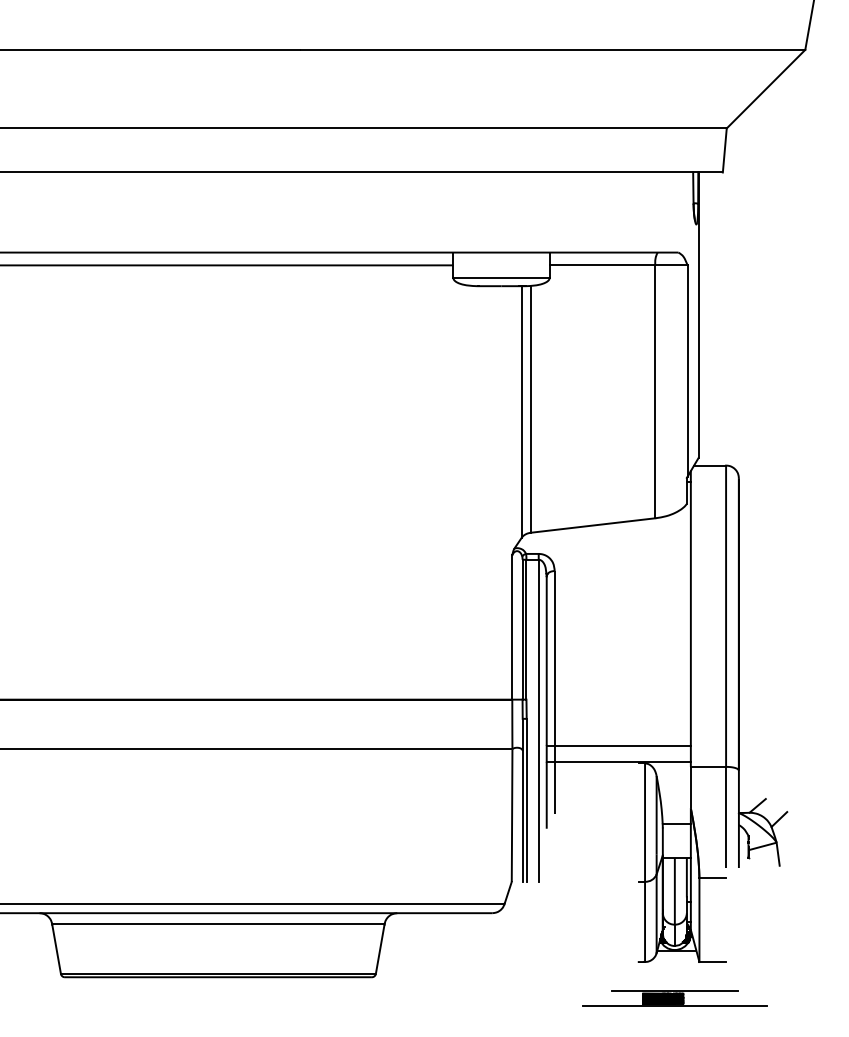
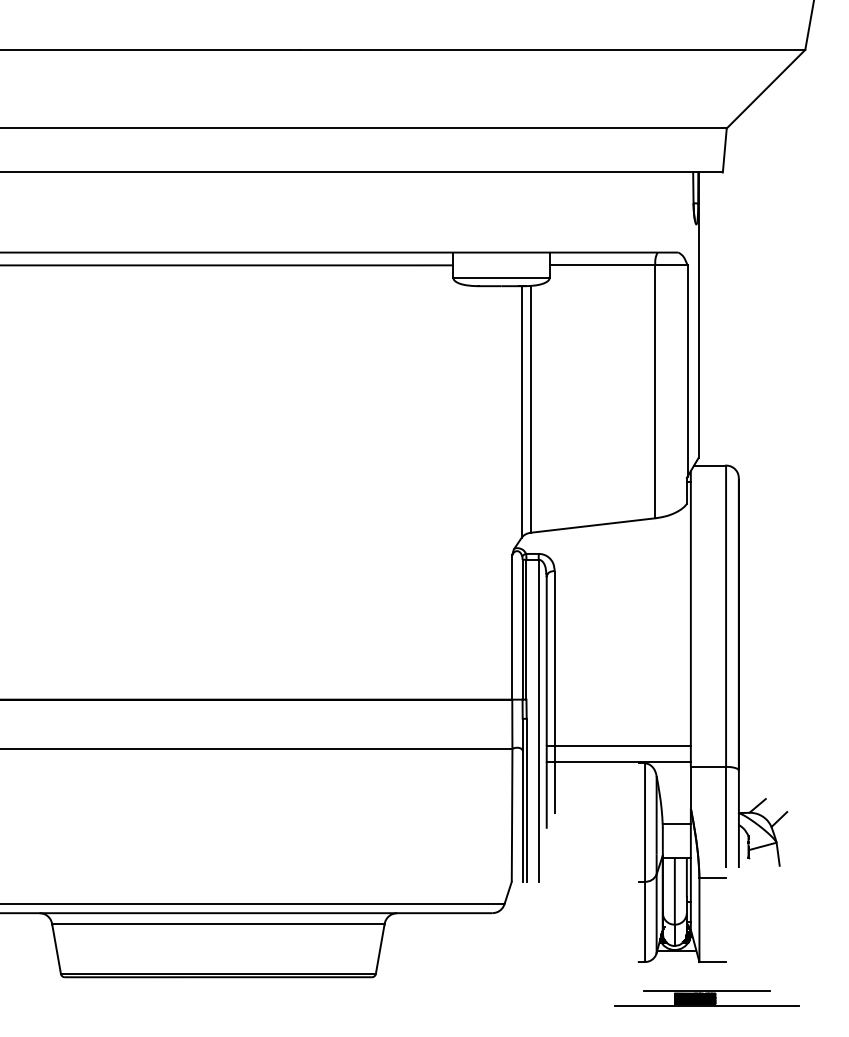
part position: (674, 998) -> (706, 998) (706, 998)
